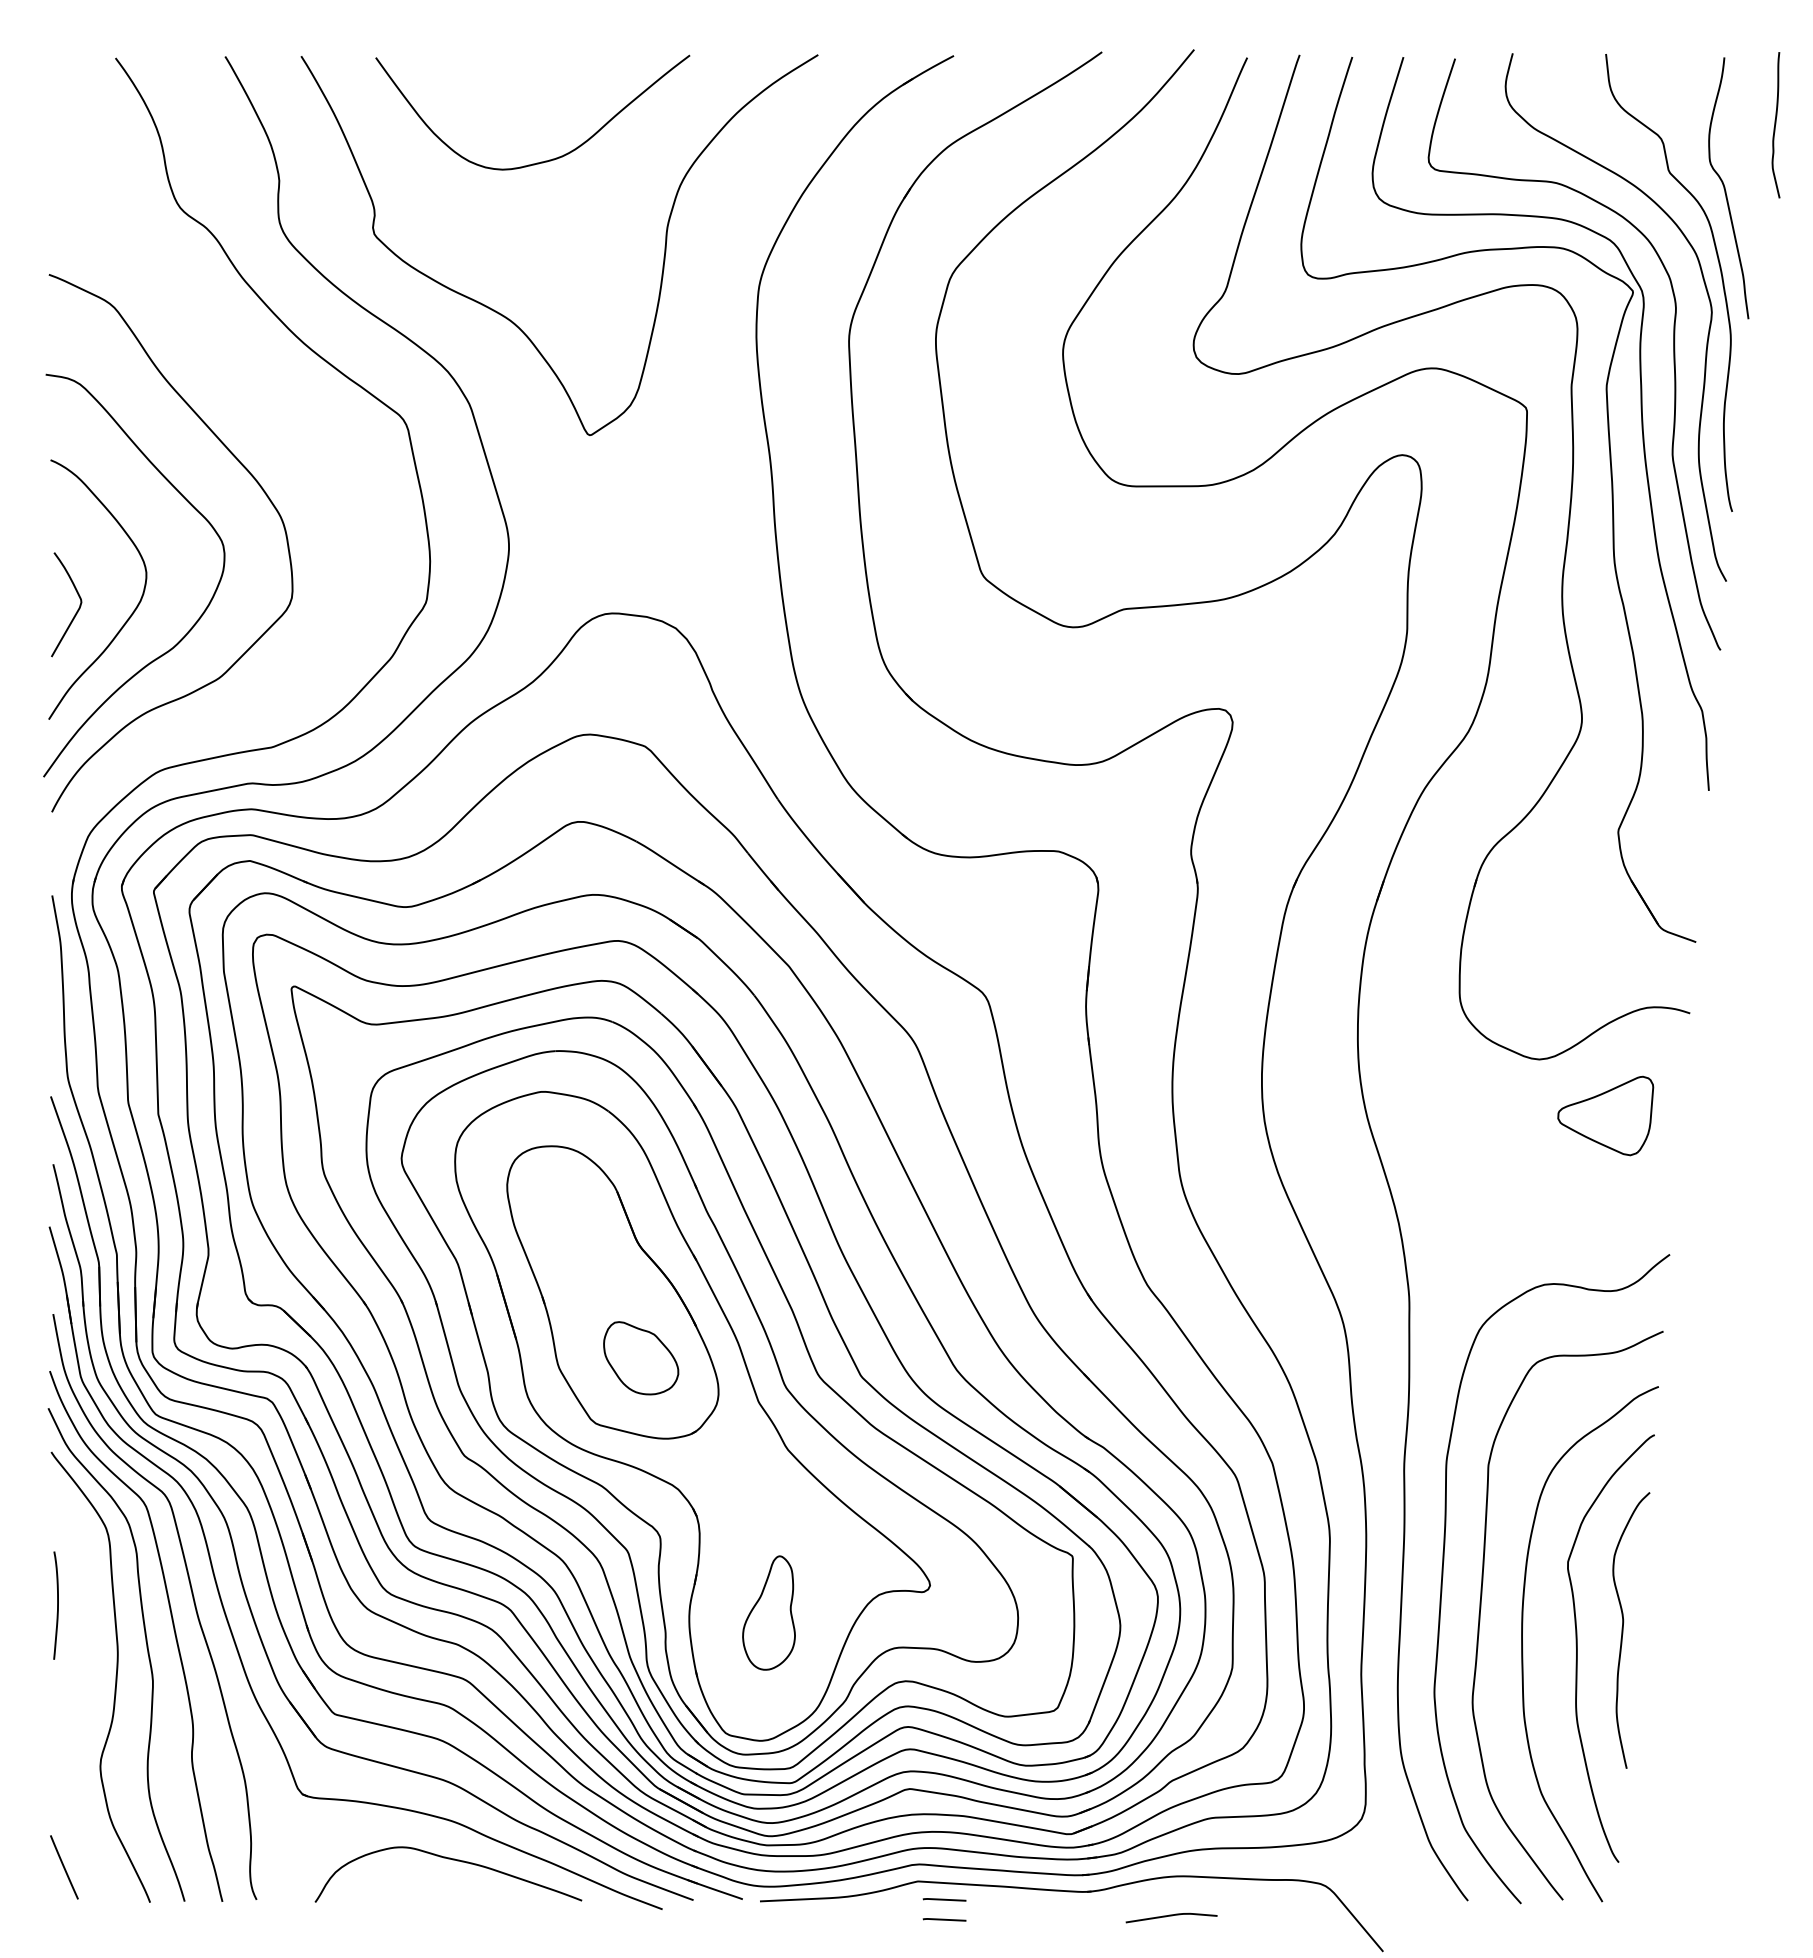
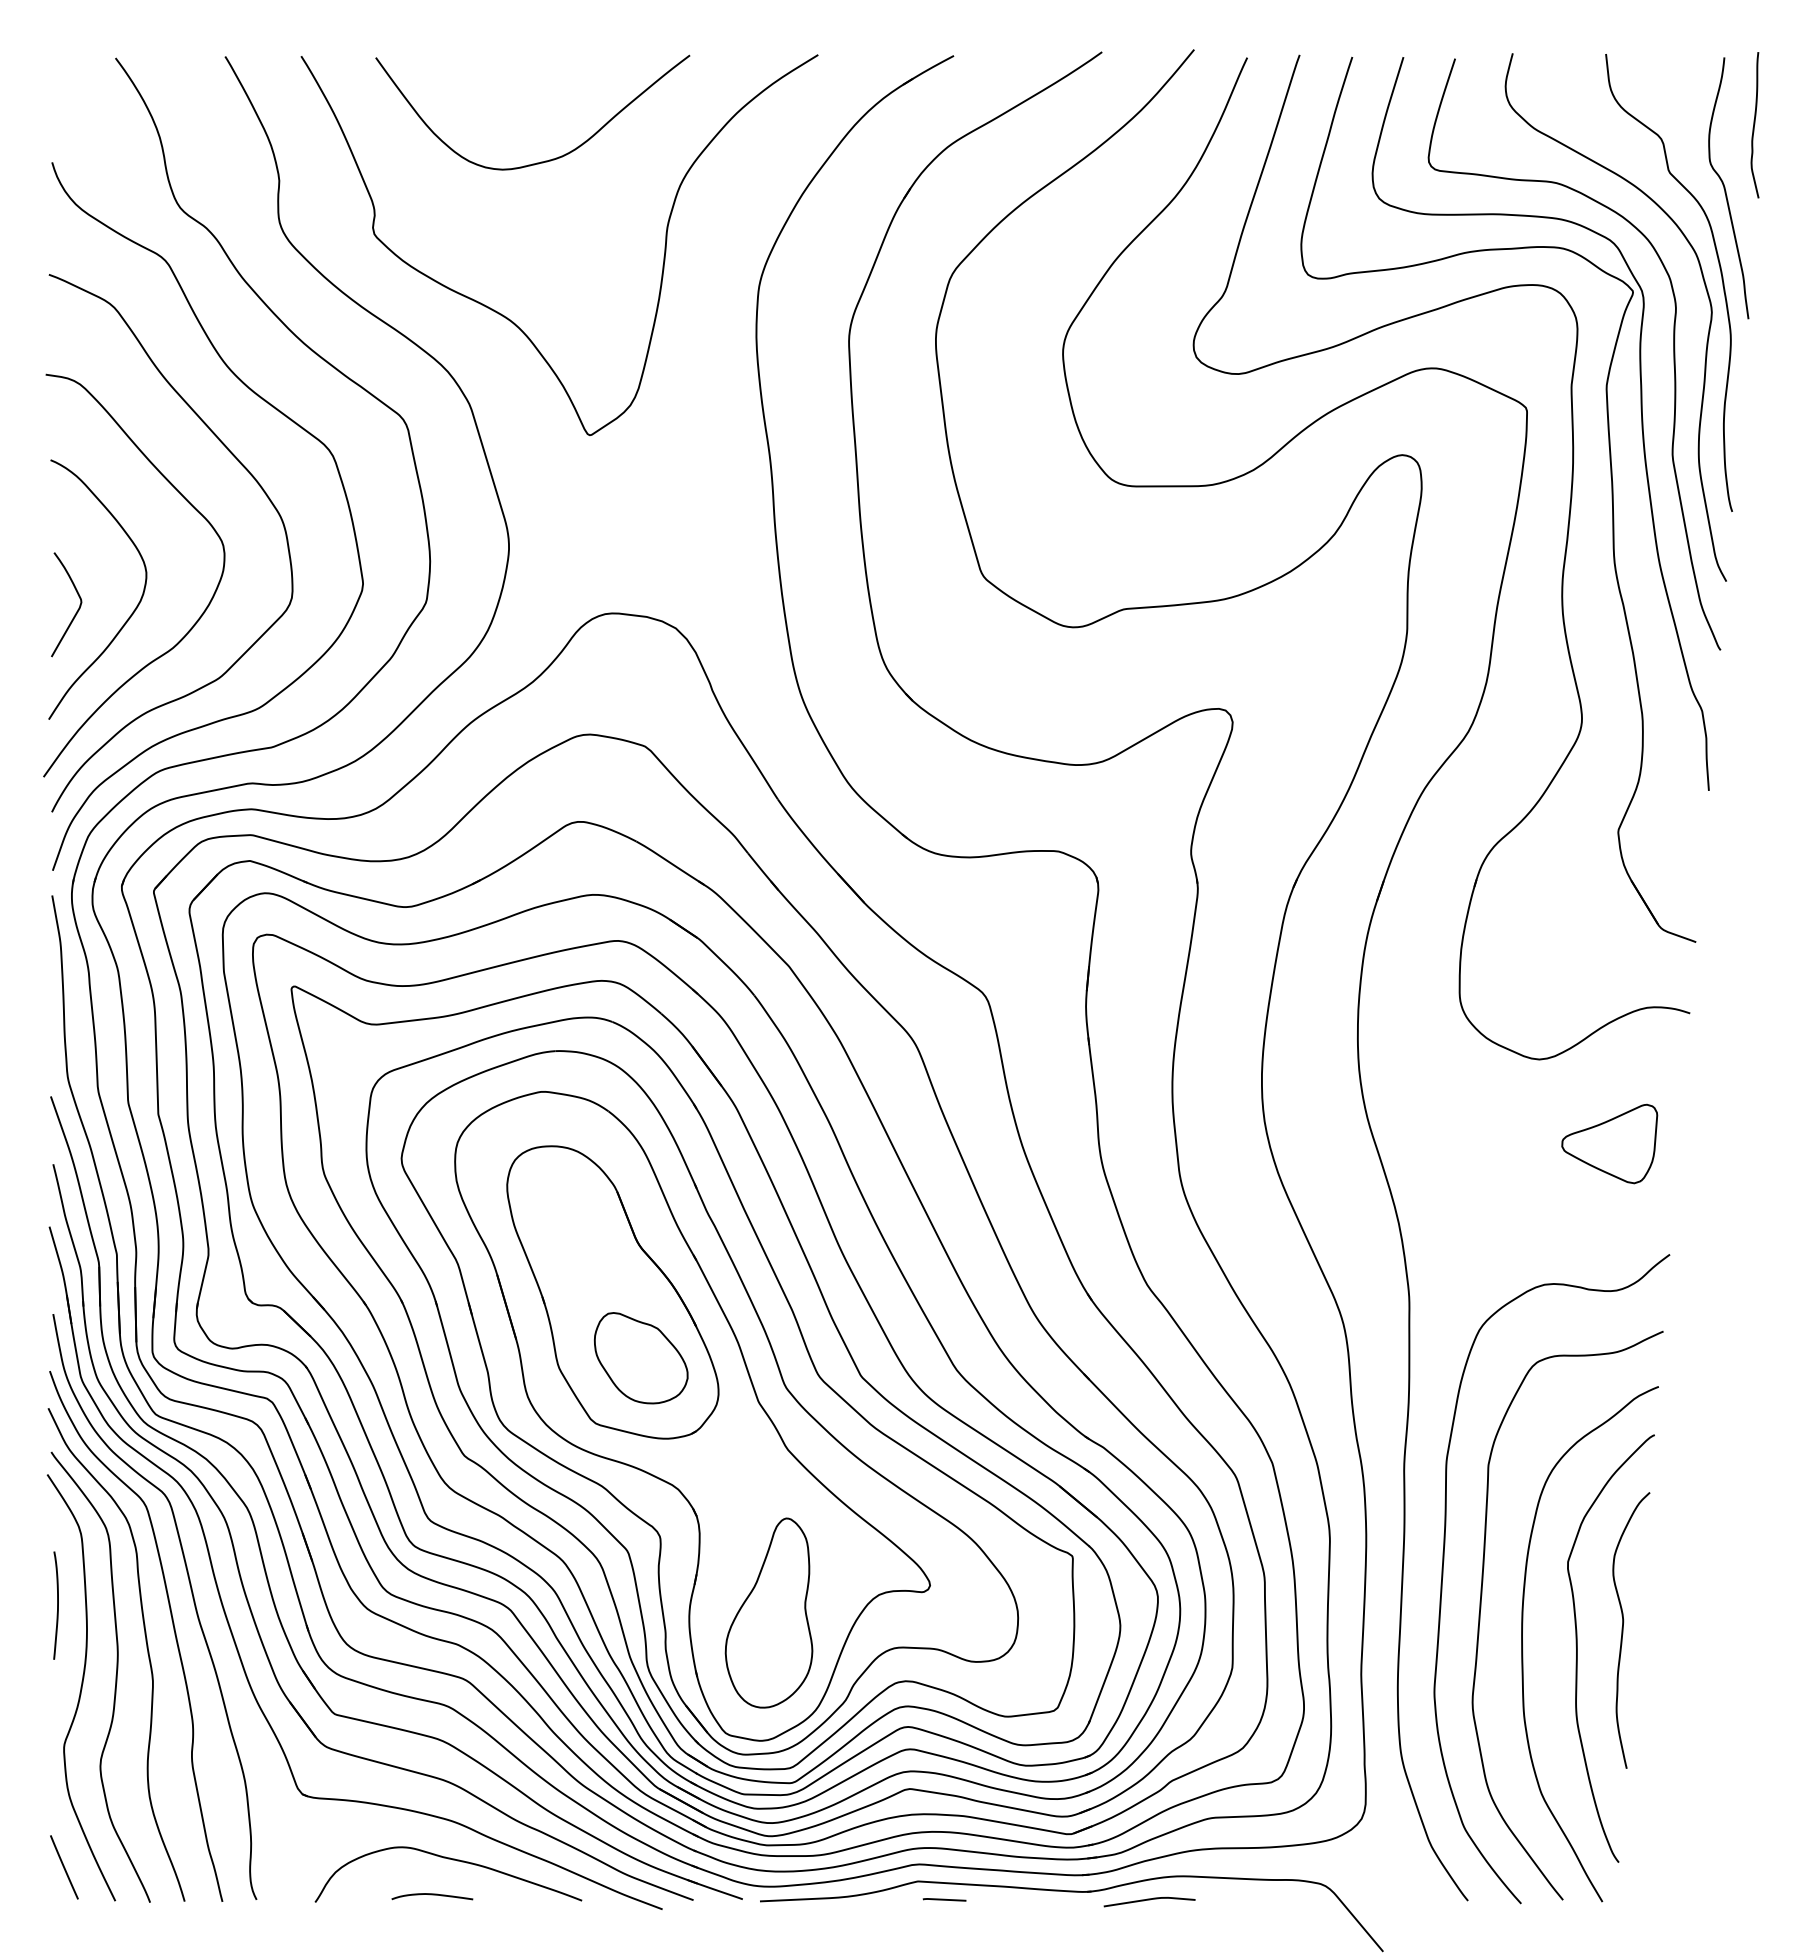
curve position: (1775, 125) -> (1754, 125) (1754, 125)
curve: none -> present (280, 413)
part position: (1605, 1115) -> (1609, 1143) (1609, 1143)
part size: 77x75 px -> 96x93 px (640, 1358)
part size: 54x116 px -> 90x192 px (768, 1612)
curve: none -> present (81, 1687)
curve: none -> present (432, 1895)
curve position: (1171, 1916) -> (1149, 1900) (1149, 1900)
line: present -> none (944, 1919)
